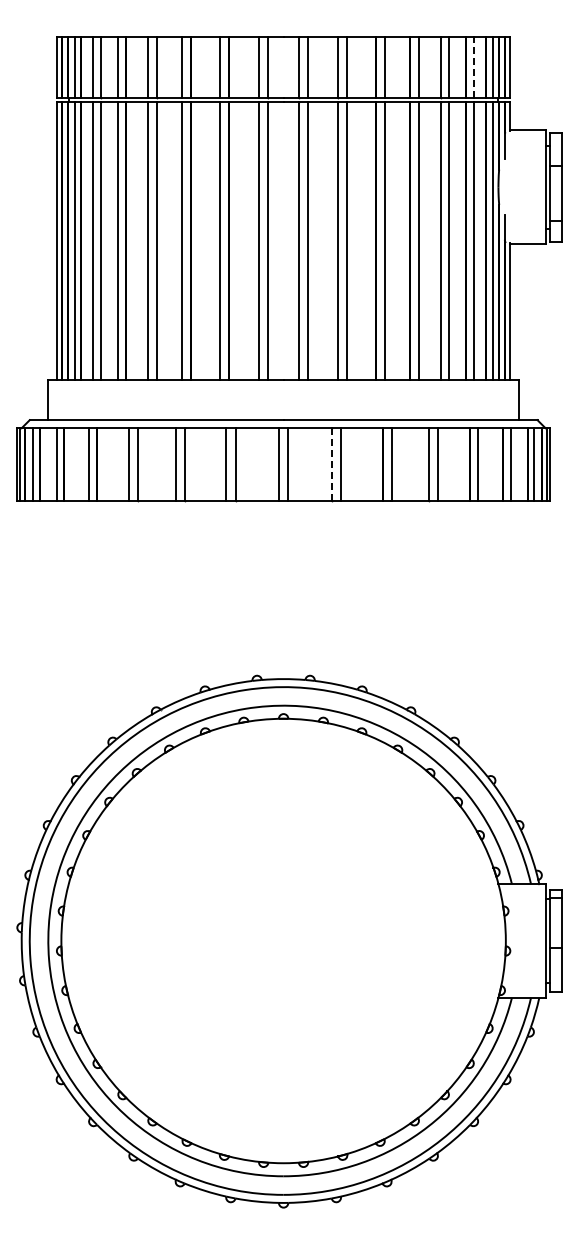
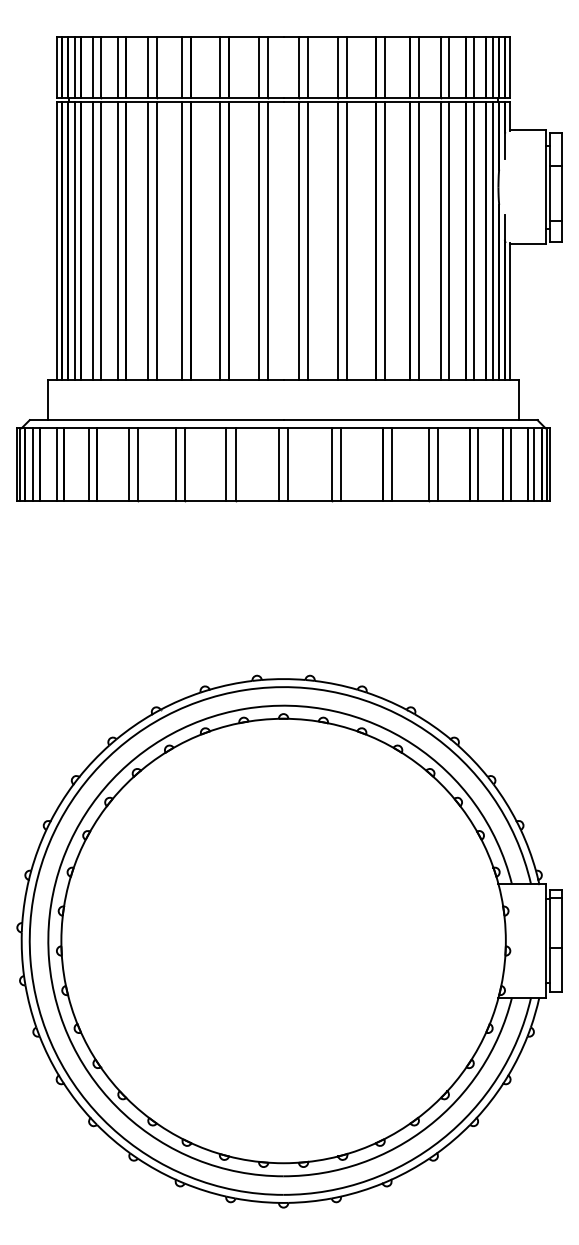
line: dashed -> solid (473, 67)
line: dashed -> solid (331, 464)
